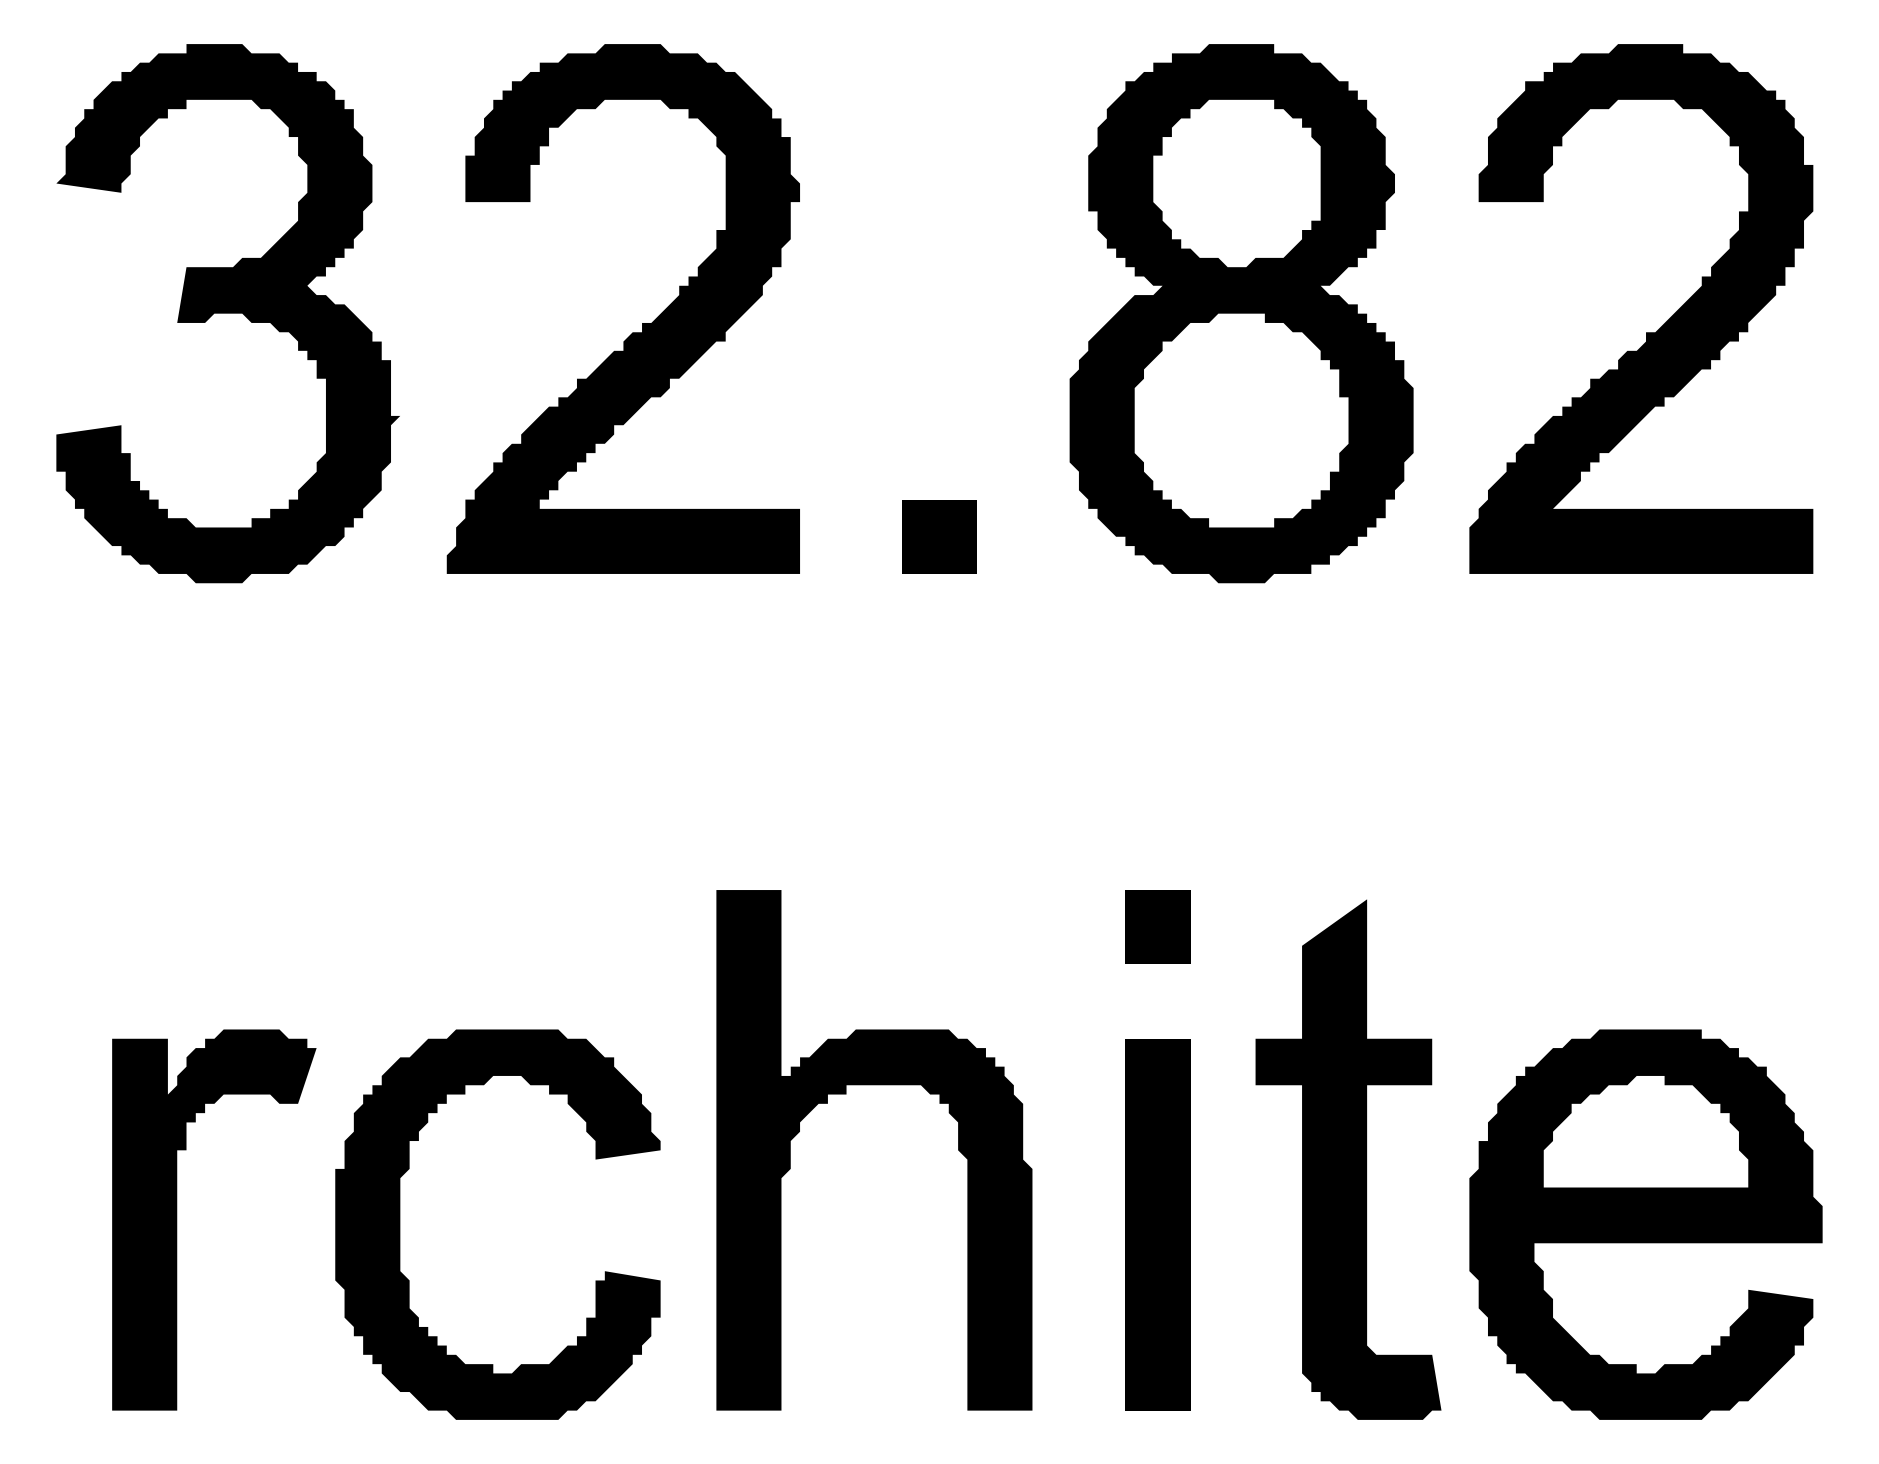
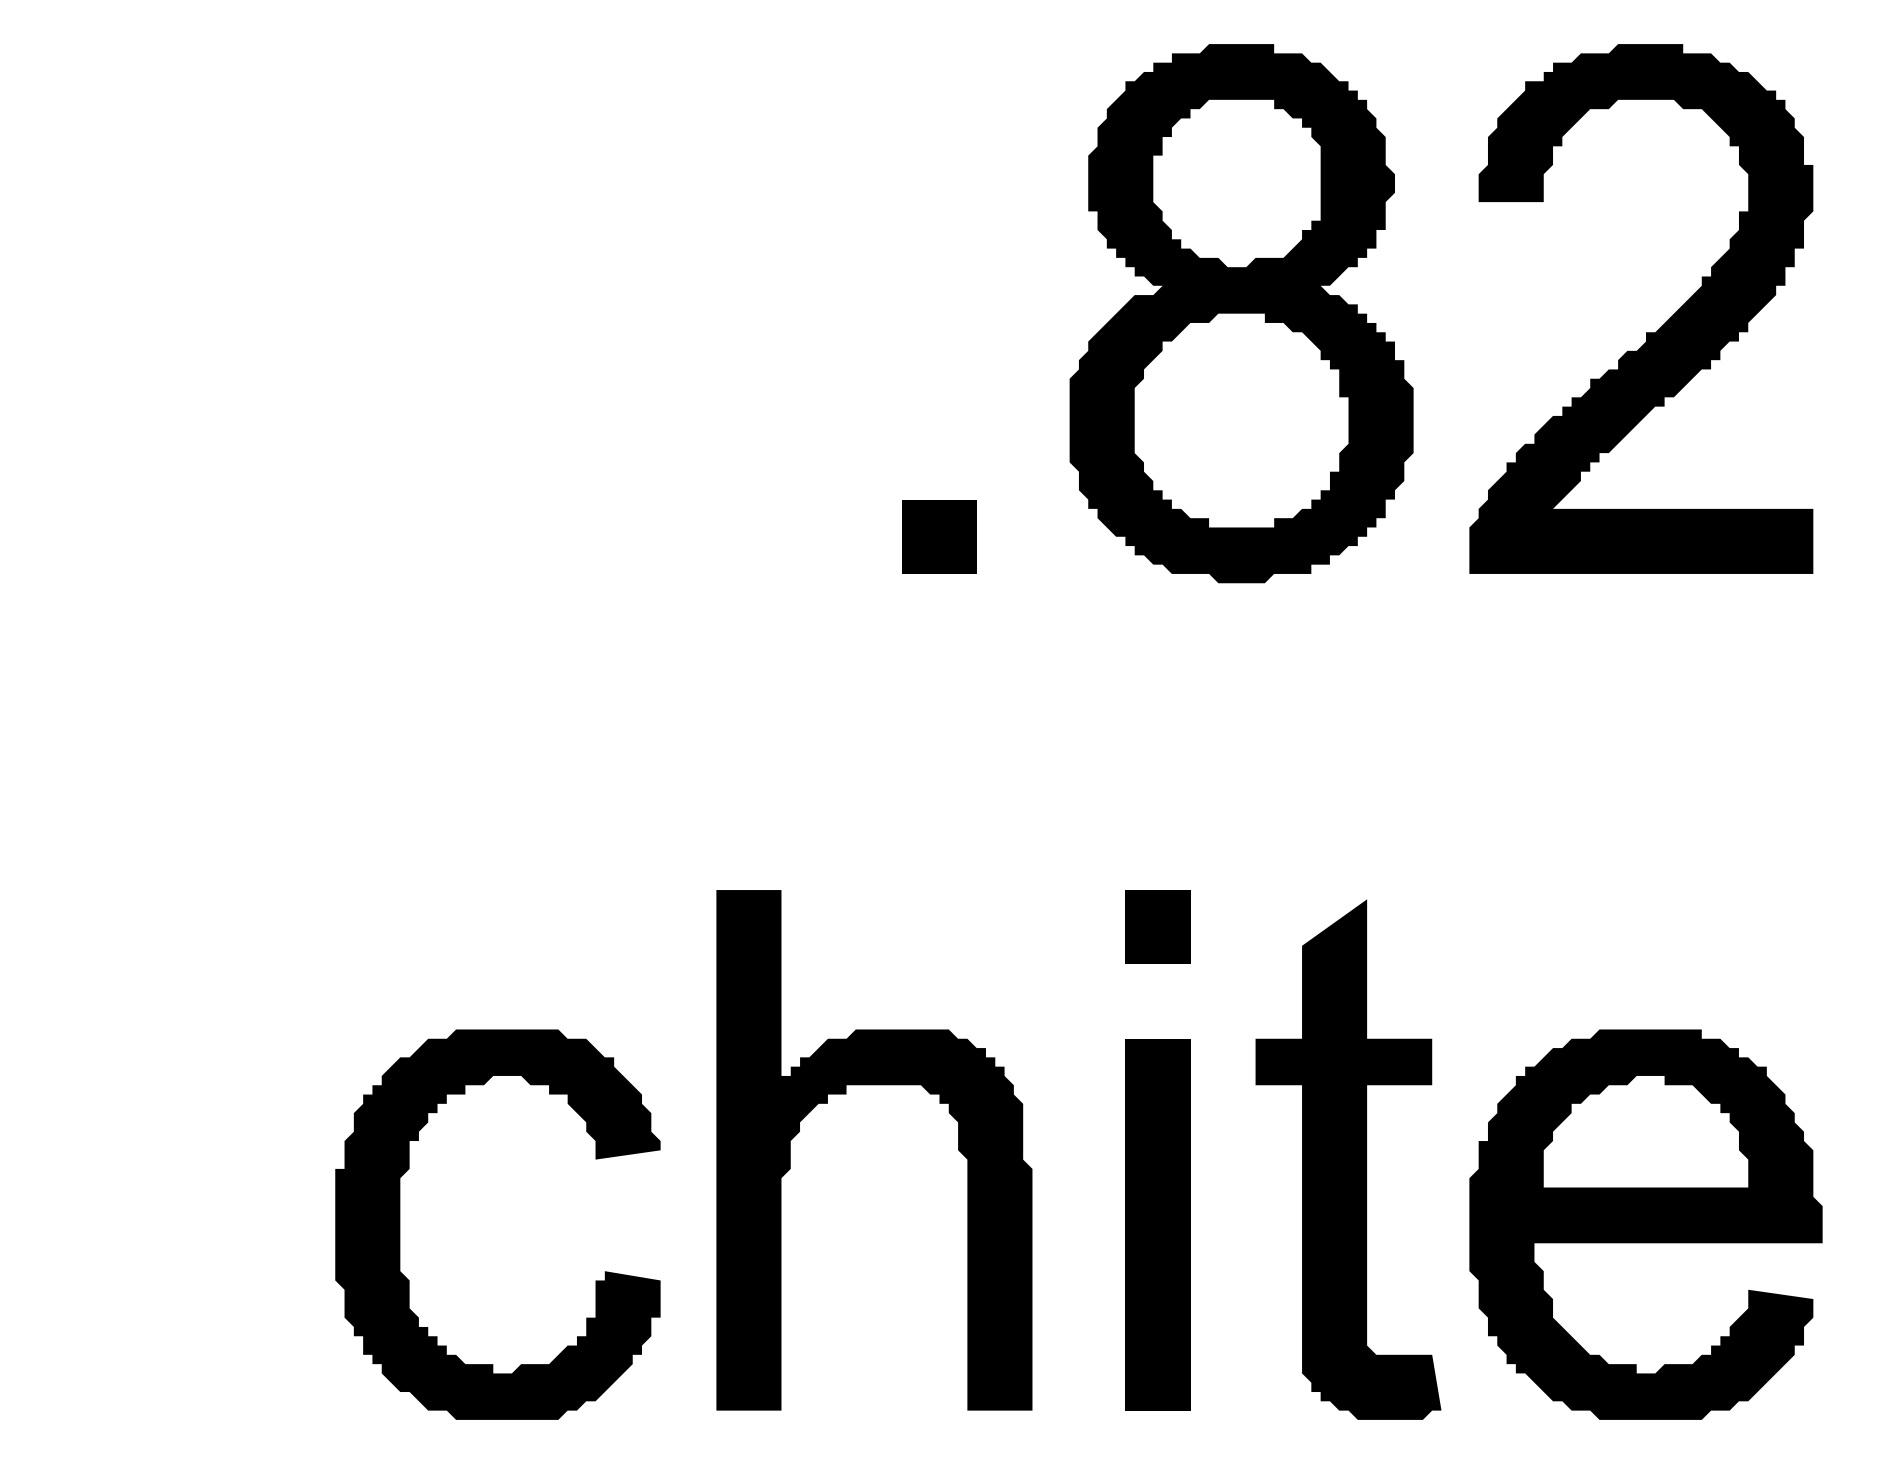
fill: present -> none (623, 308)
fill: present -> none (228, 313)
part: present -> none (177, 1219)
